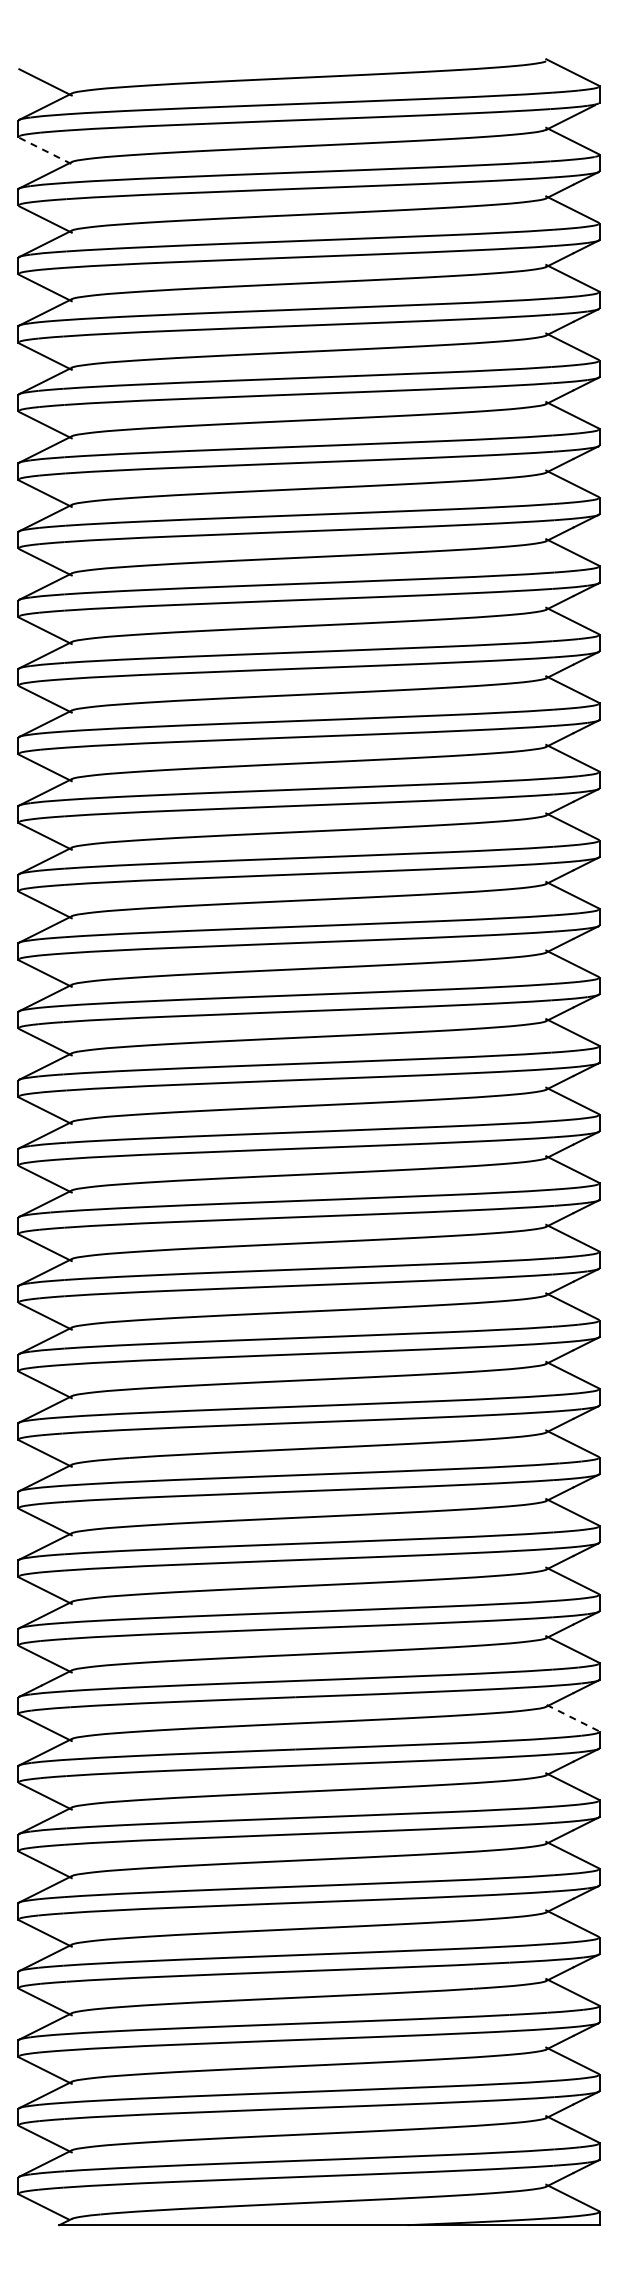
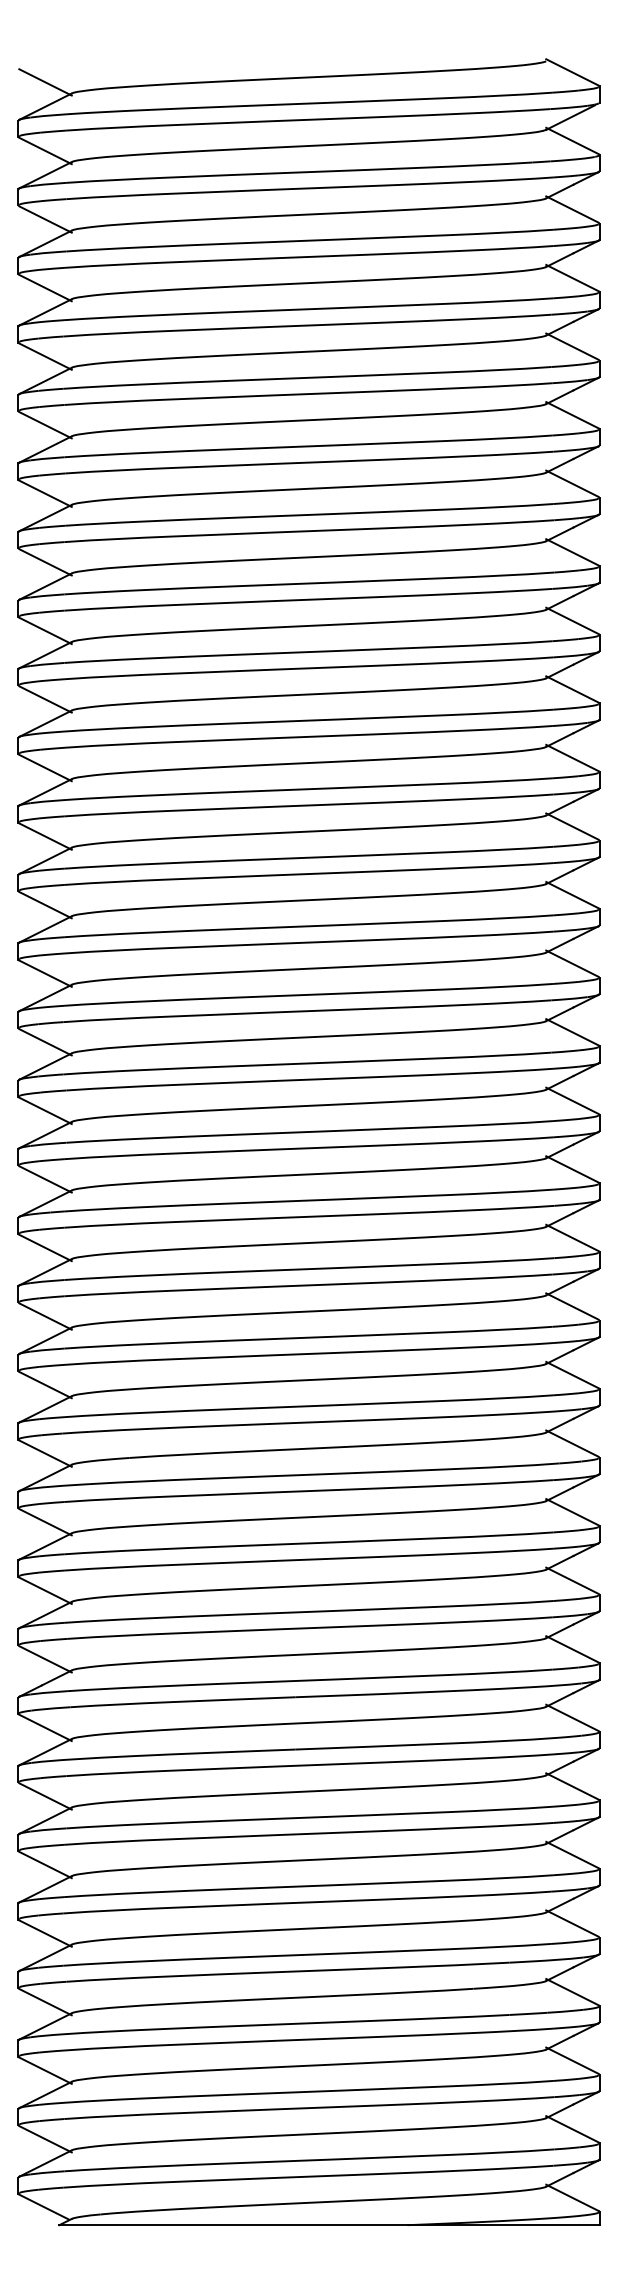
line: dashed -> solid (45, 151)
line: dashed -> solid (572, 1717)
